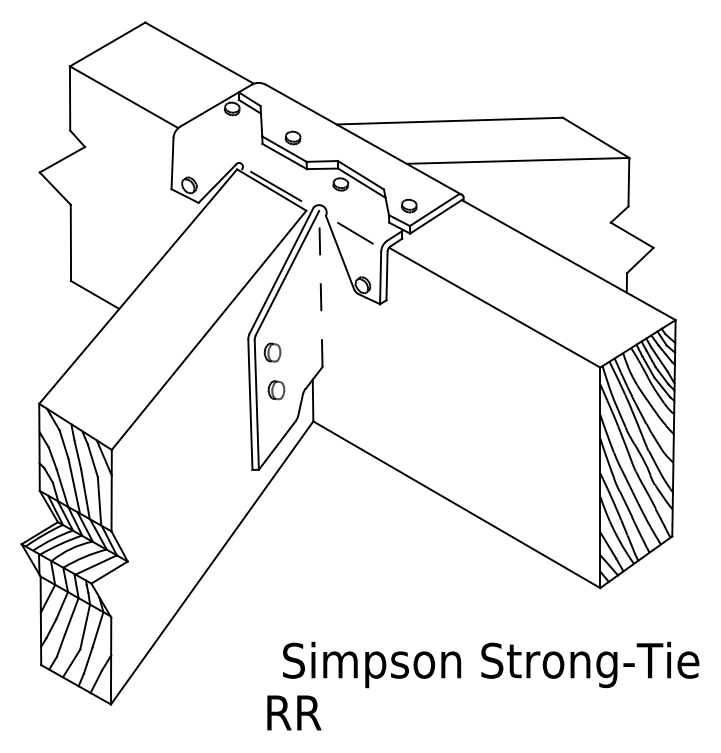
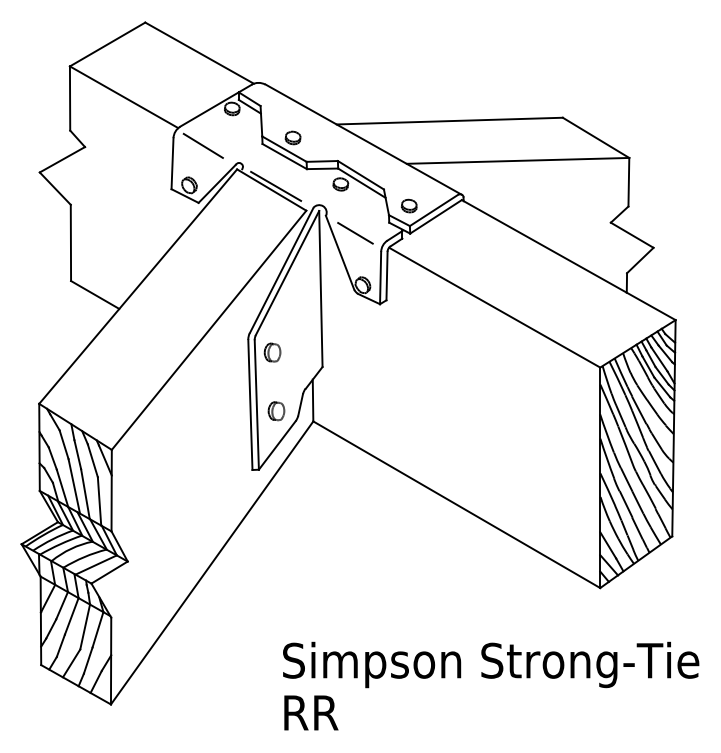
line: none -> present (202, 145)
line: dashed -> solid (320, 288)
part position: (276, 390) -> (276, 411) (276, 411)
text position: (294, 712) -> (311, 712) (311, 712)
